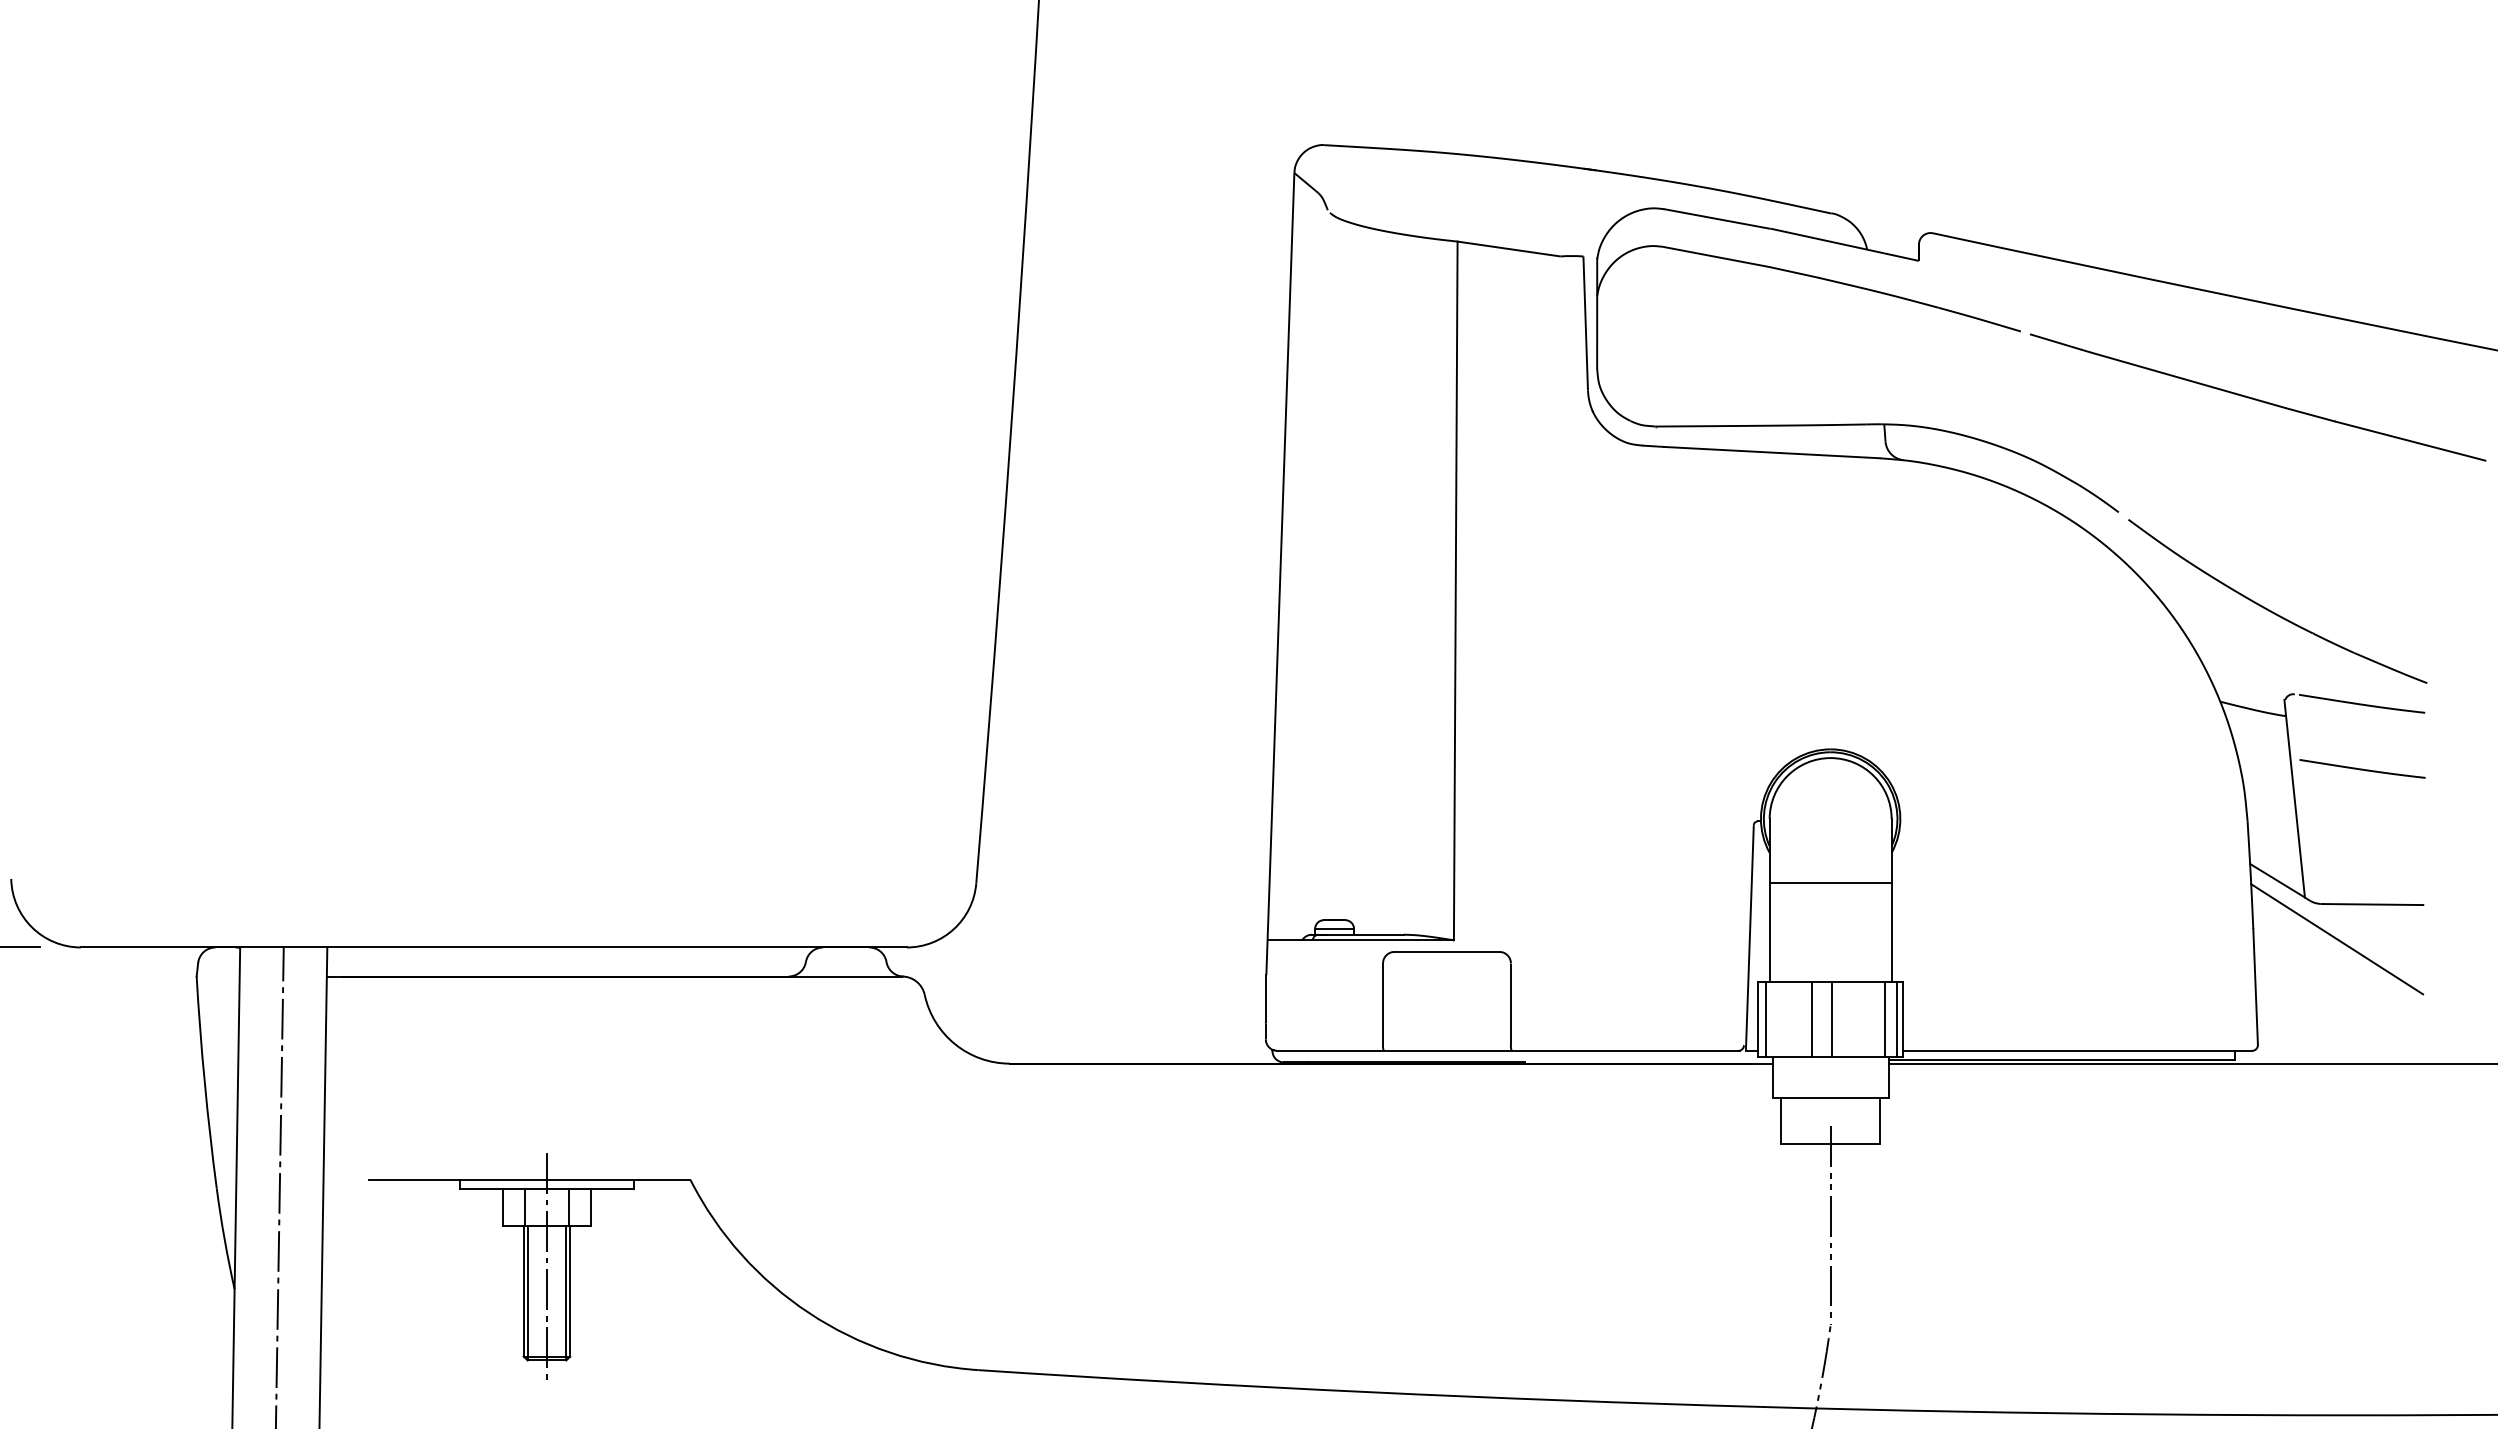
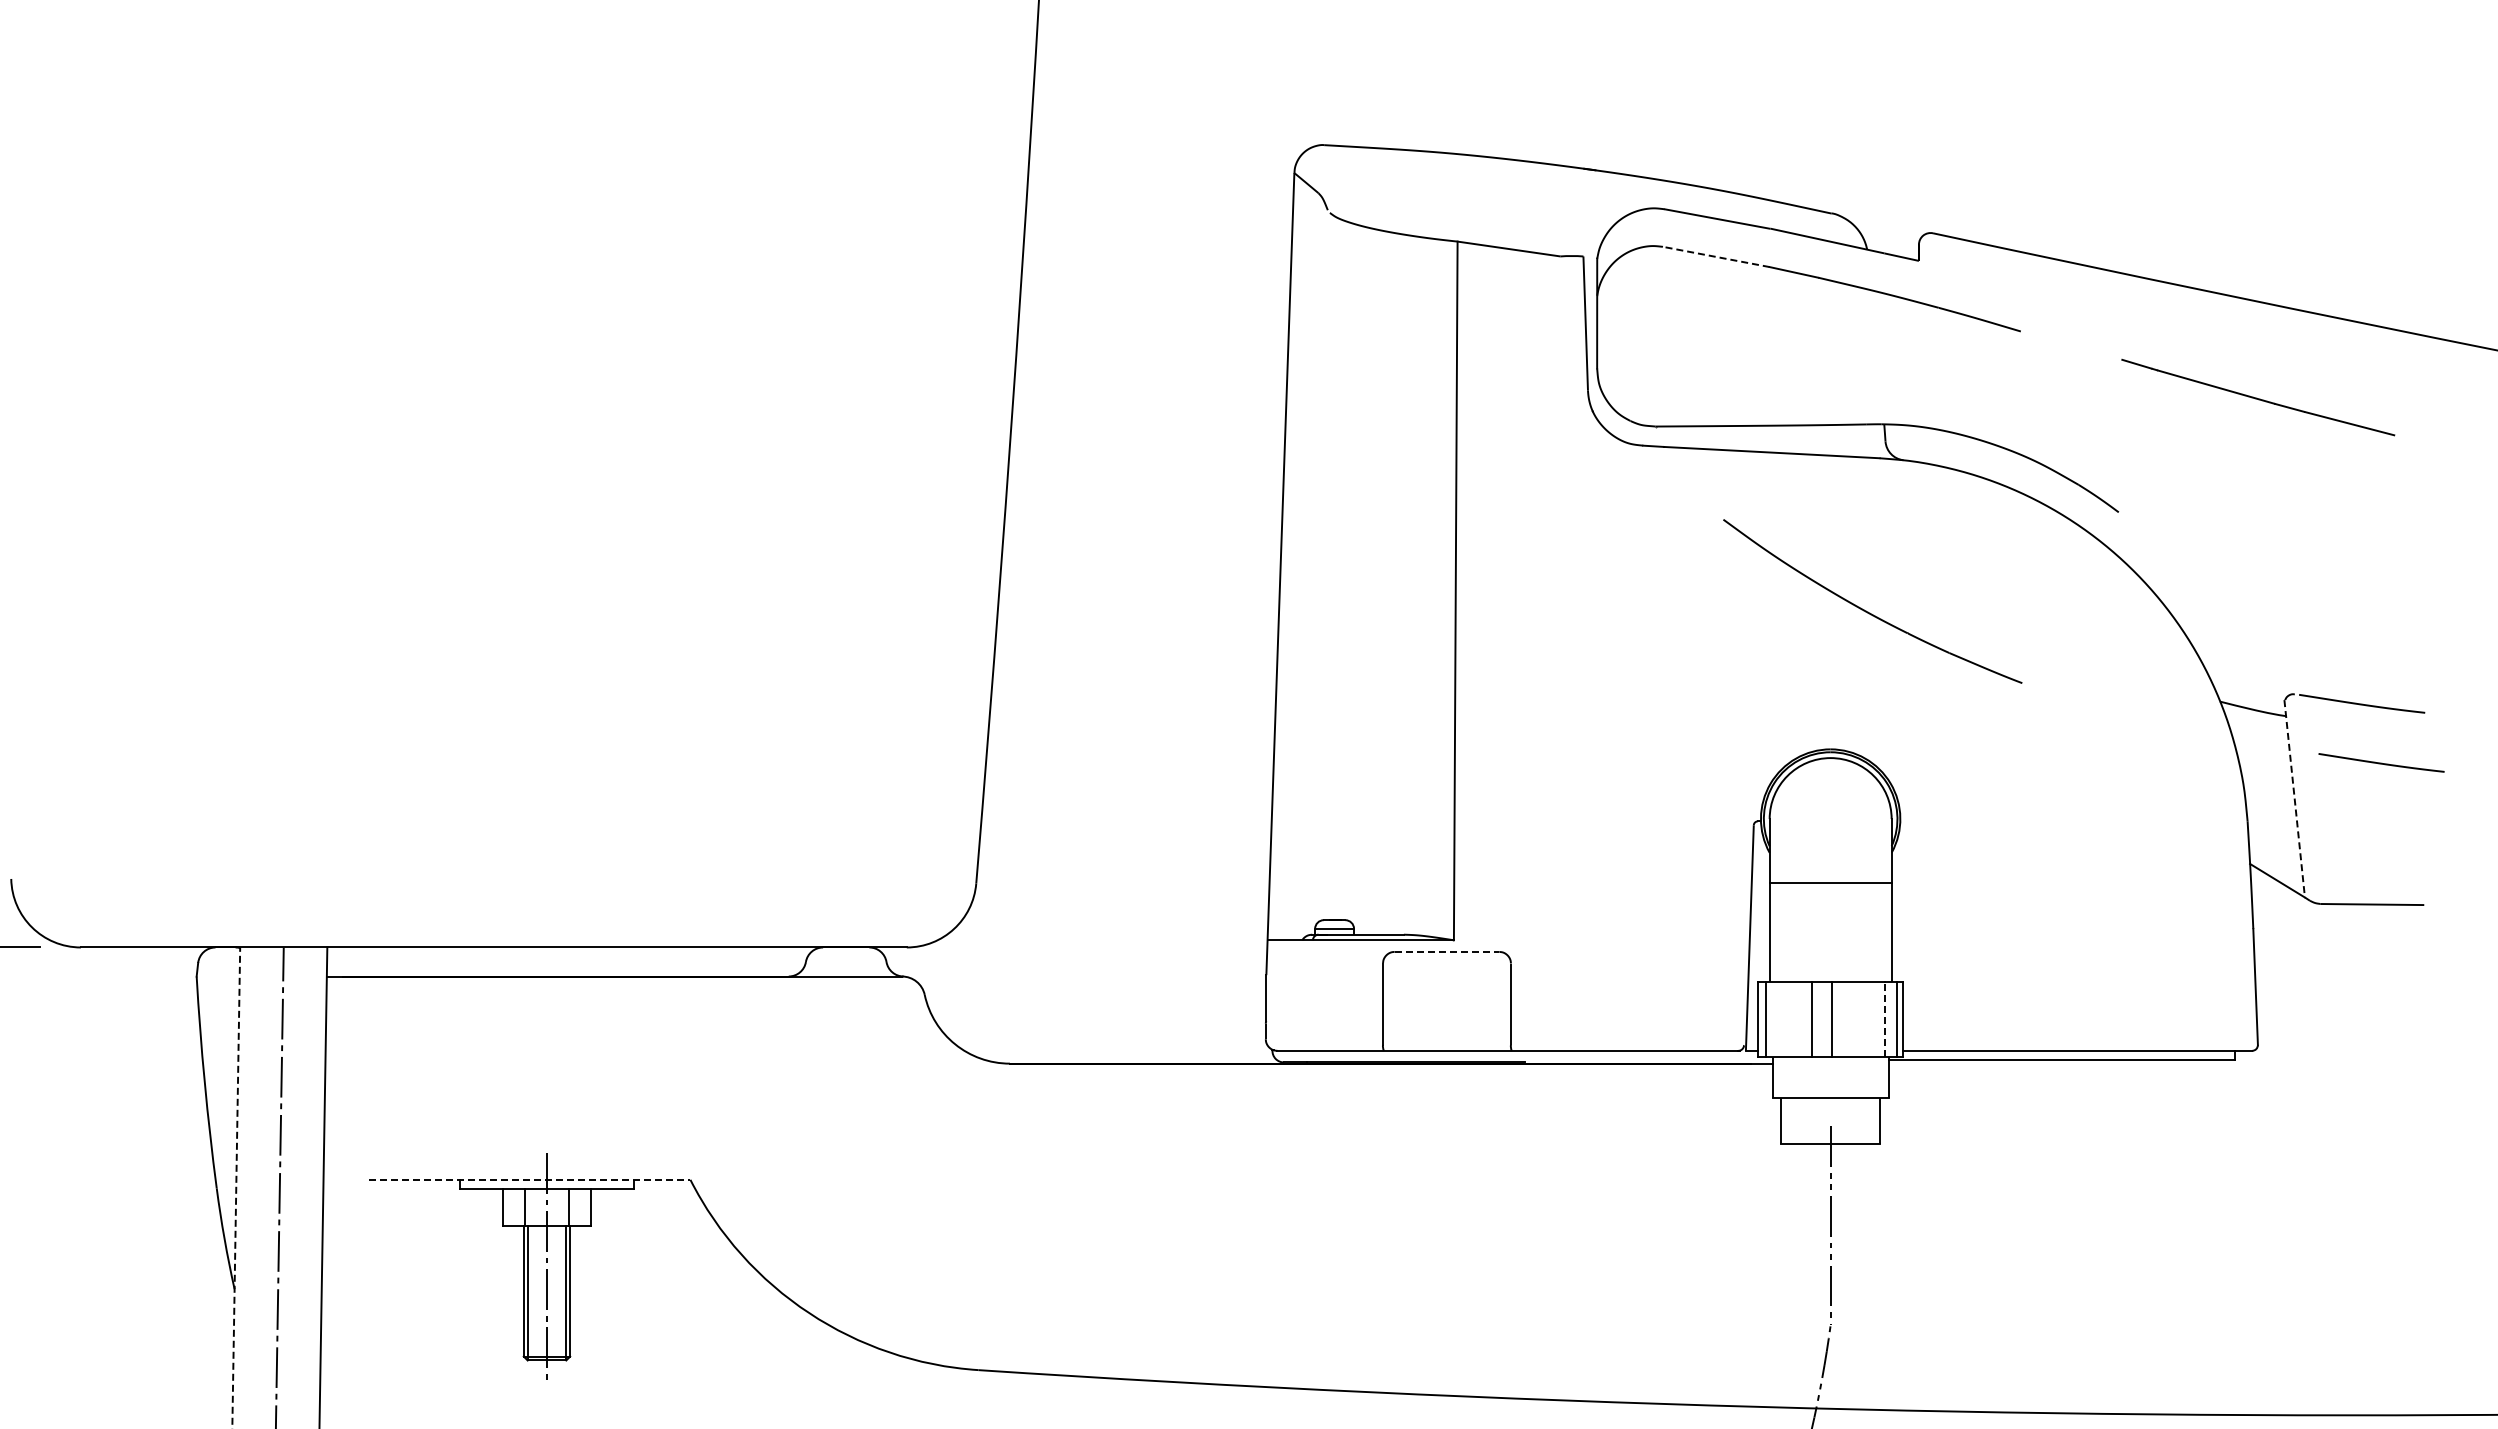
line: solid -> dashed (1715, 256)
part size: 457x129 px -> 275x78 px (2258, 397)
part position: (2273, 611) -> (1868, 611) (1868, 611)
curve position: (2362, 768) -> (2381, 762) (2381, 762)
line: solid -> dashed (2294, 799)
line: present -> none (2337, 939)
line: solid -> dashed (1447, 951)
line: solid -> dashed (1884, 1019)
line: present -> none (2191, 1063)
line: solid -> dashed (529, 1179)
line: solid -> dashed (236, 1187)
